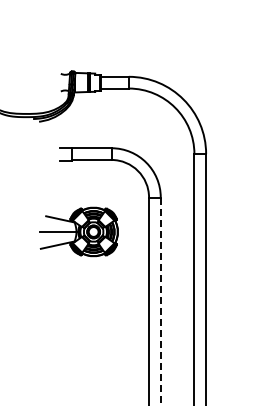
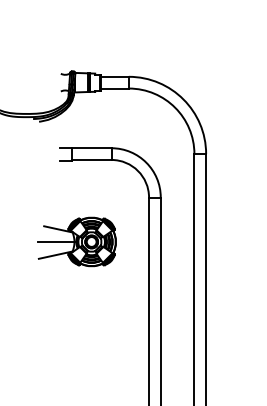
part position: (78, 231) -> (76, 241) (76, 241)
line: dashed -> solid (160, 301)
